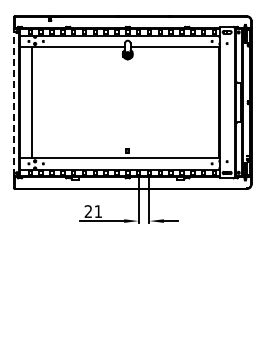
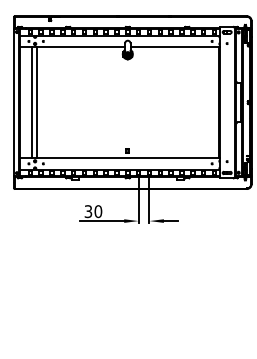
line: dashed -> solid (14, 102)
line: none -> present (37, 102)
text: 21 -> 30 (93, 211)
